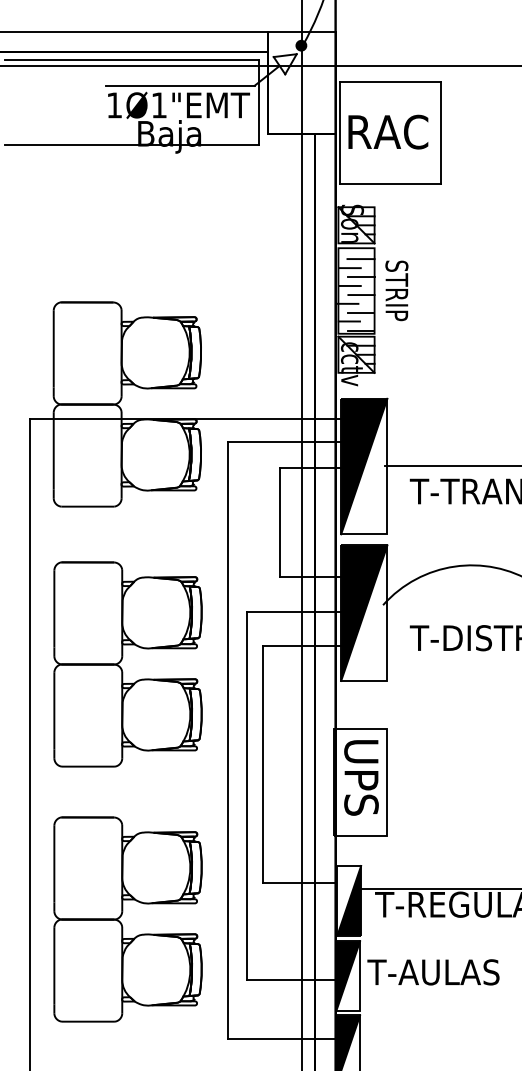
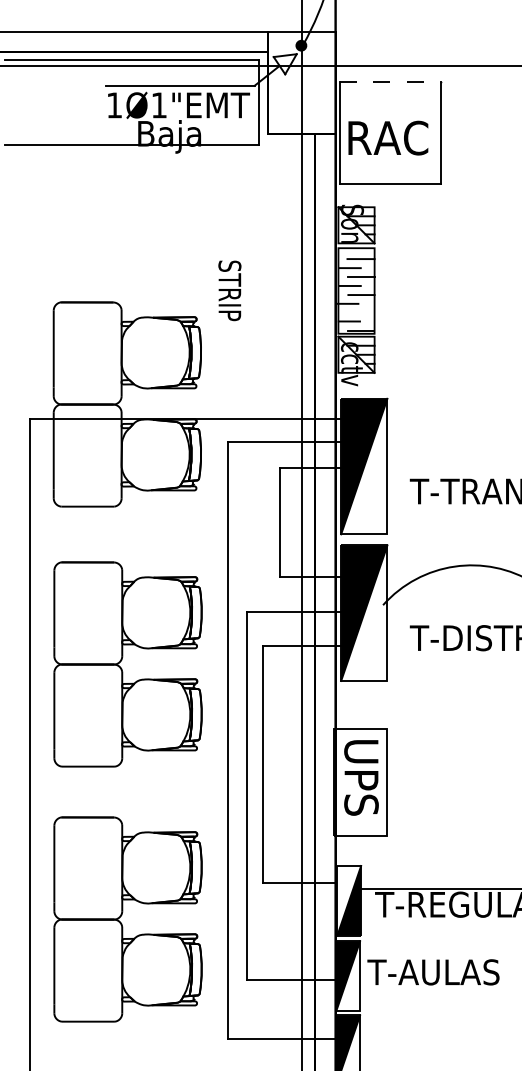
line: solid -> dashed (390, 82)
text position: (388, 131) -> (388, 137) (388, 137)
text position: (396, 290) -> (229, 290) (229, 290)
line: present -> none (360, 312)
line: present -> none (451, 466)
